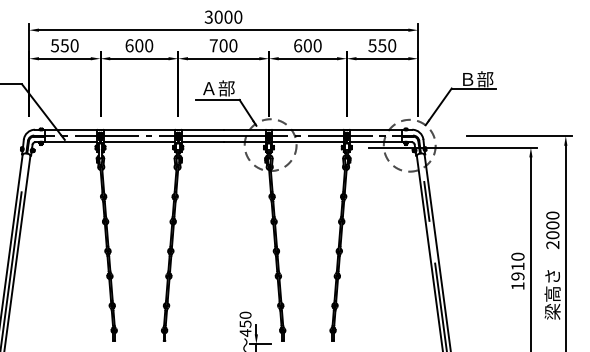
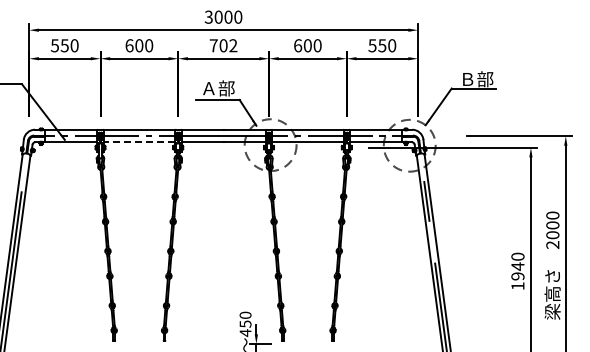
text: 700 -> 702 (233, 45)
line: solid -> dashed (139, 141)
text: 1910 -> 1940 (517, 266)
